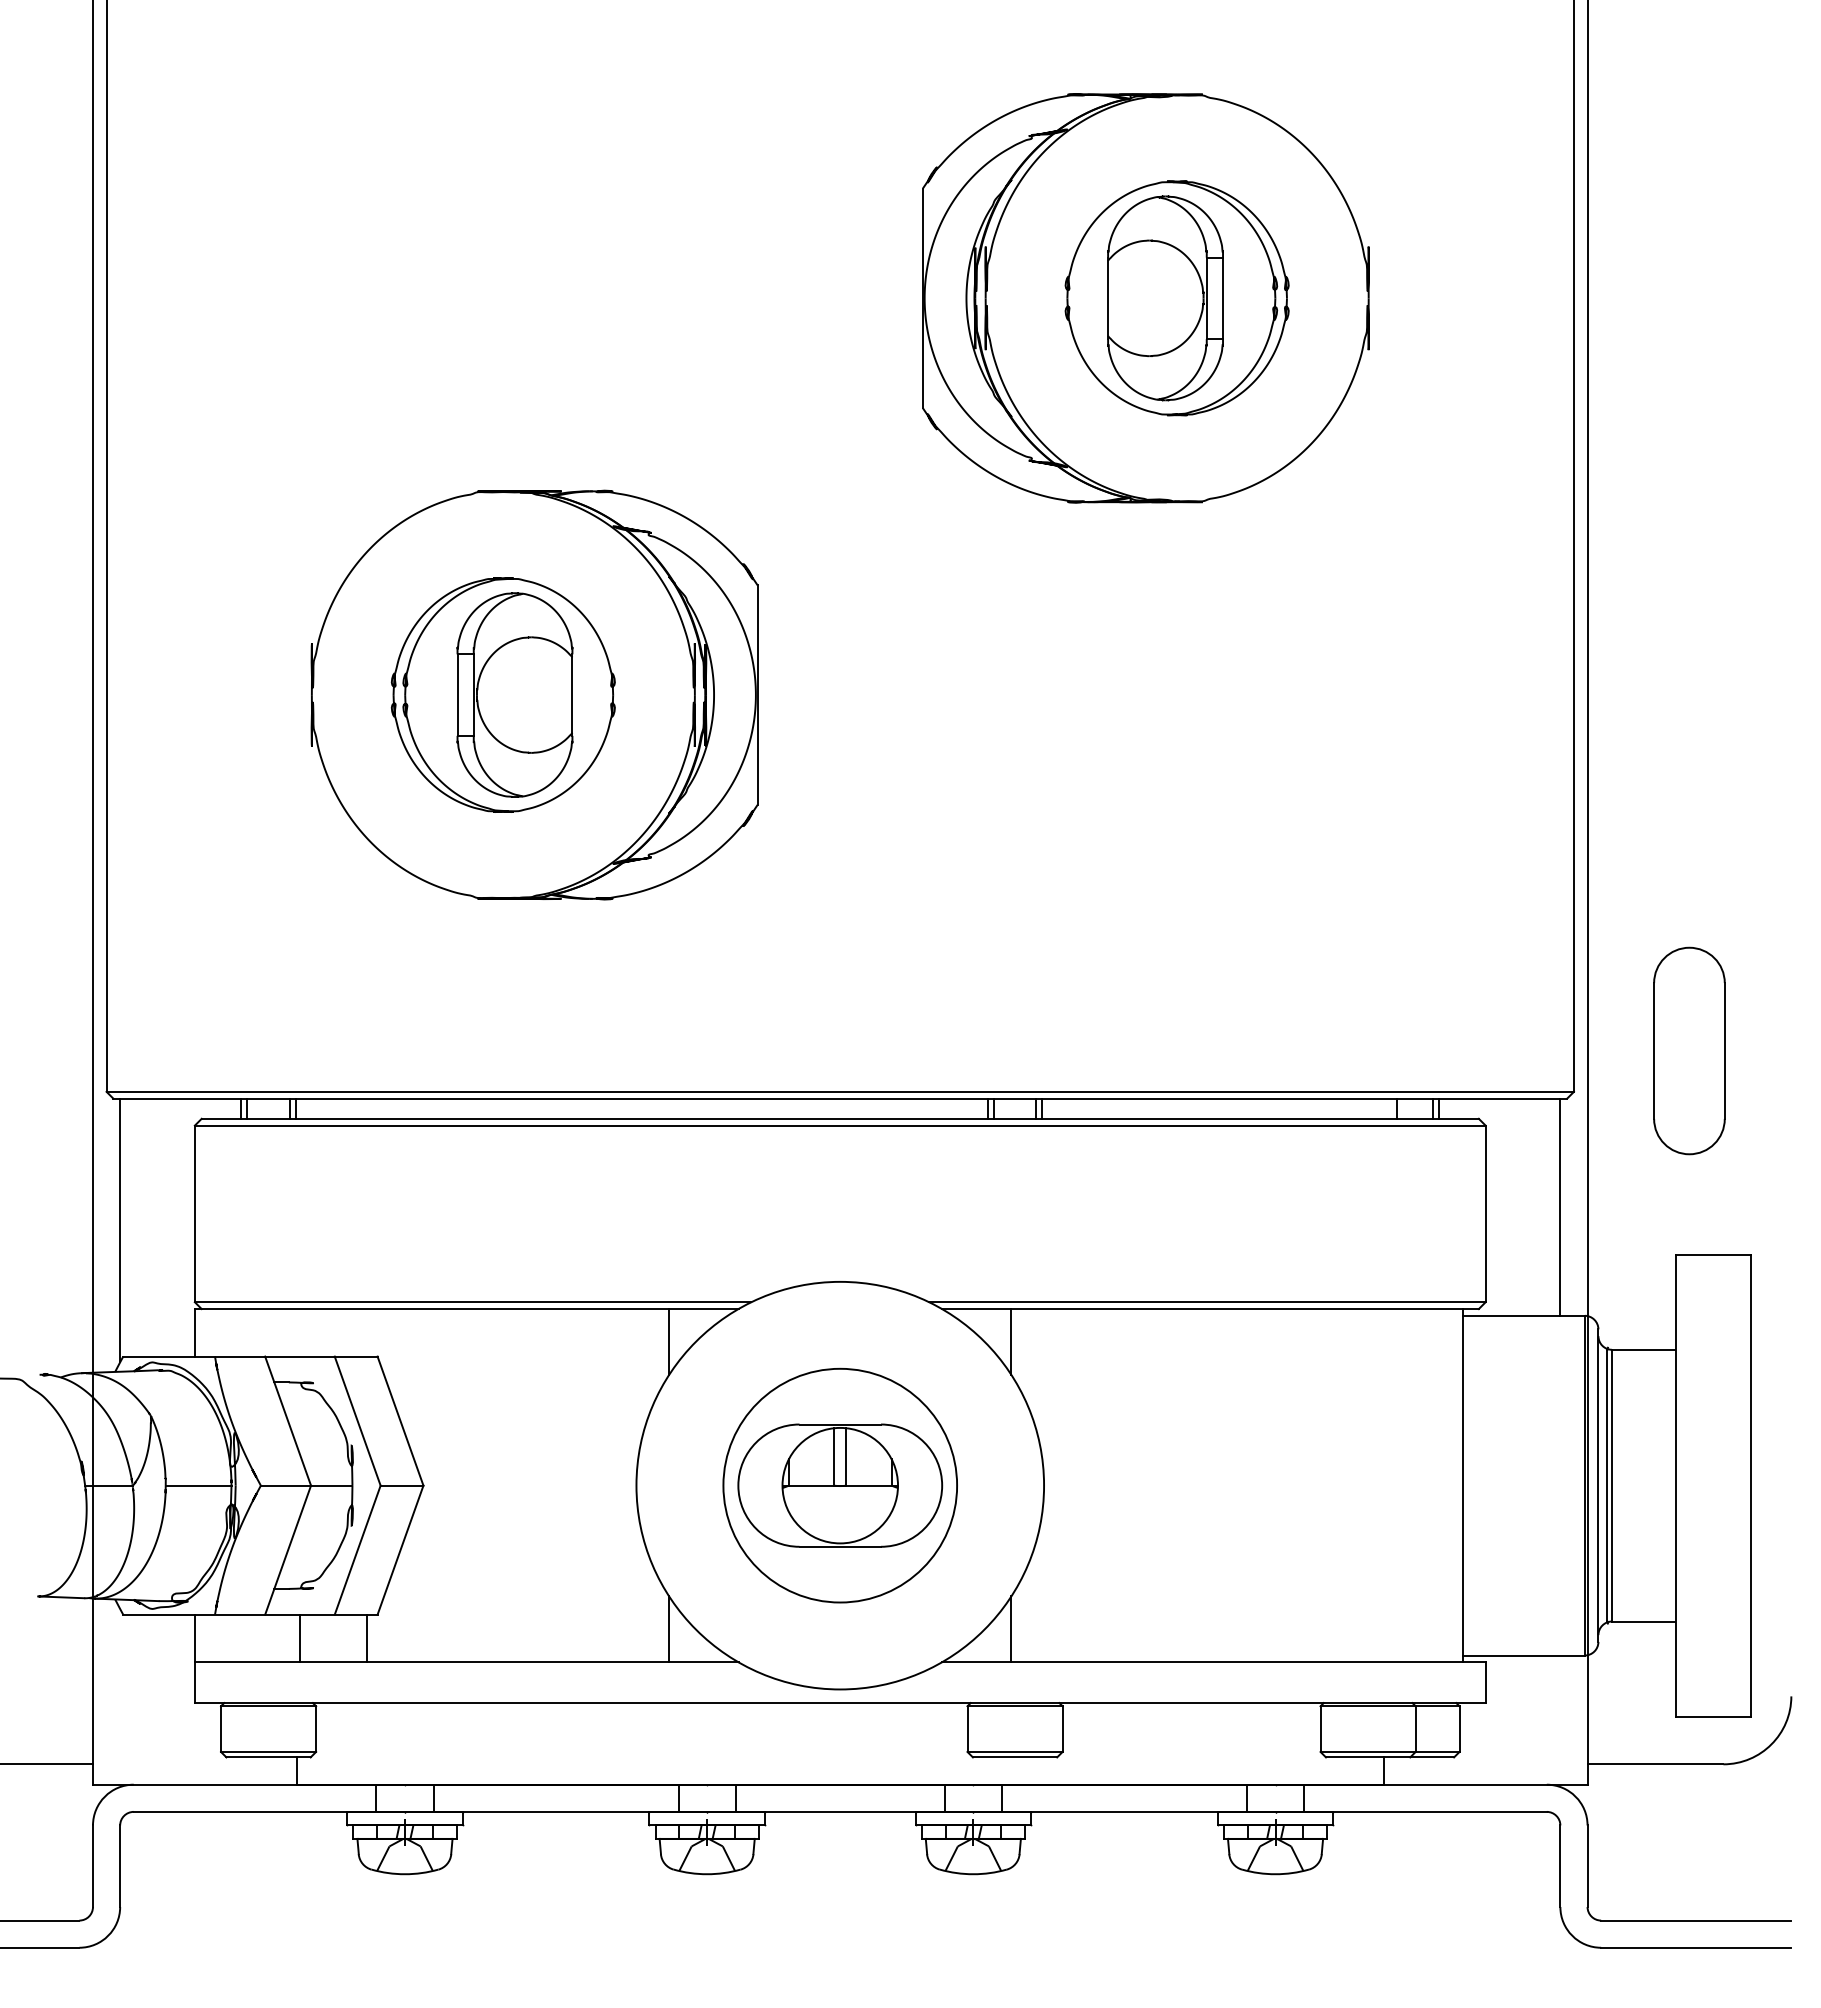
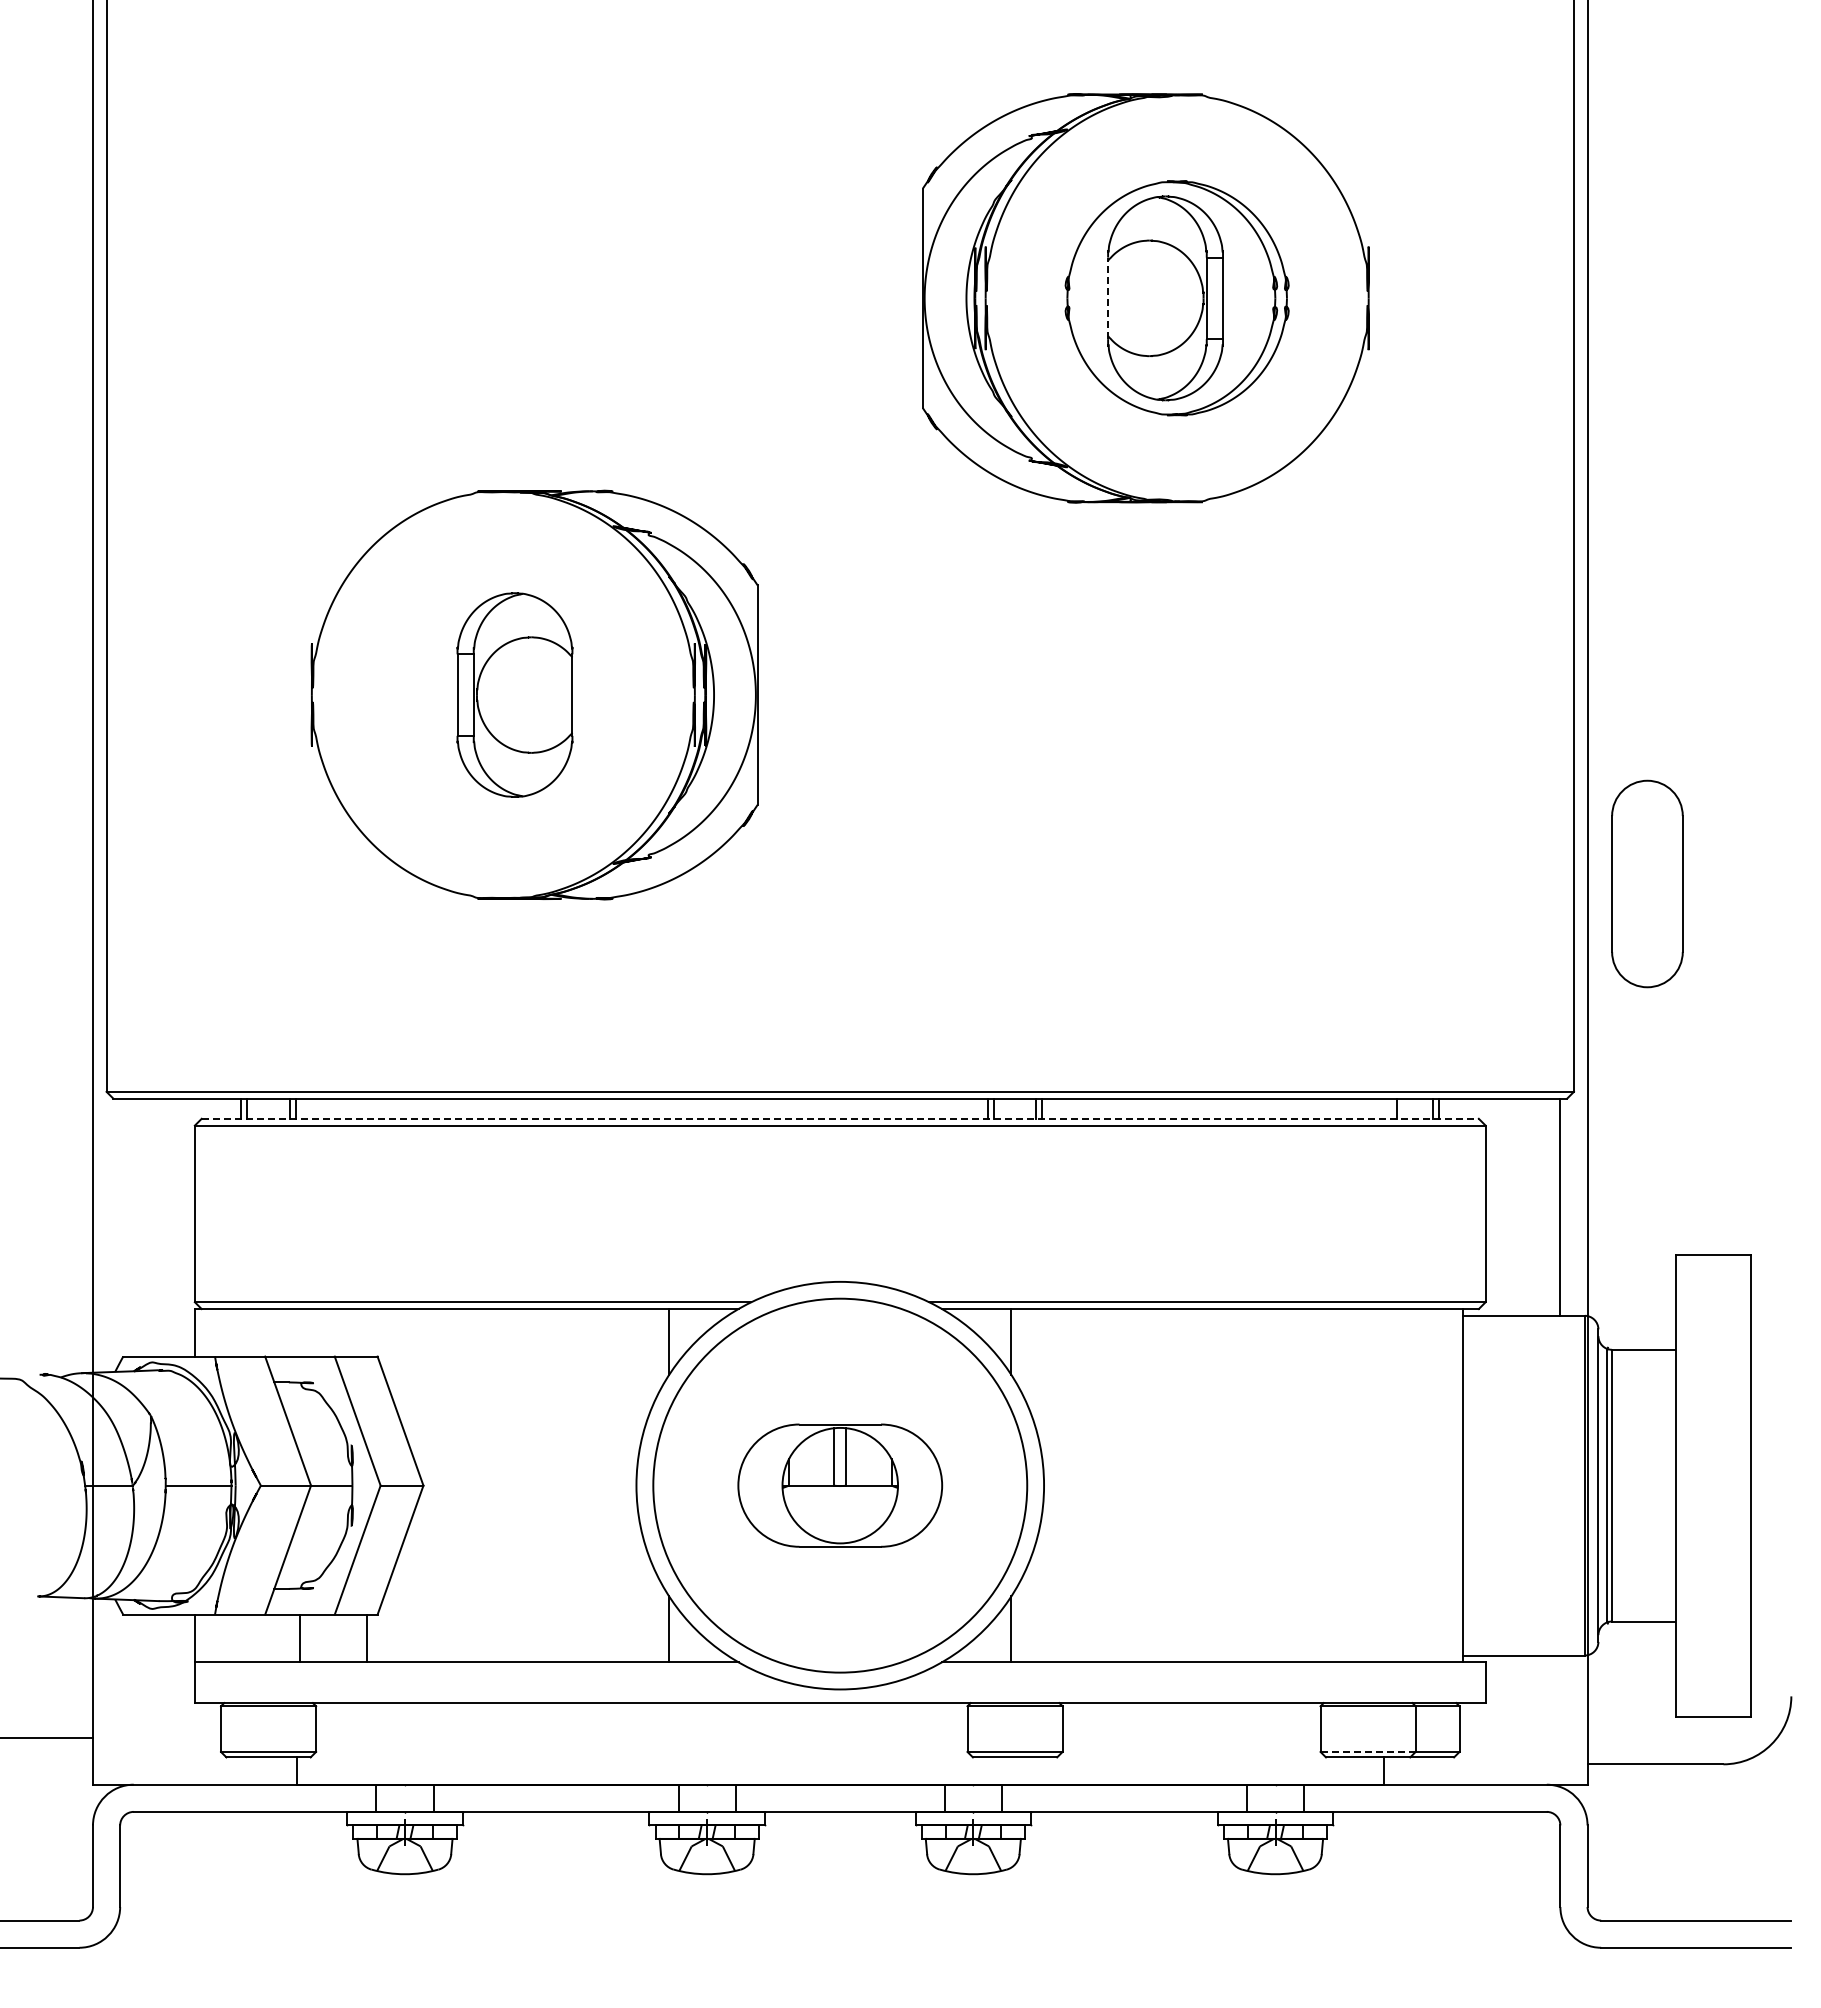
line: solid -> dashed (1108, 298)
part: present -> none (502, 694)
part position: (1689, 1050) -> (1647, 883) (1647, 883)
line: solid -> dashed (840, 1118)
line: present -> none (120, 1230)
circle diameter: 234 px -> 374 px (840, 1485)
line: solid -> dashed (1368, 1751)
line position: (47, 1764) -> (47, 1738) (47, 1738)
